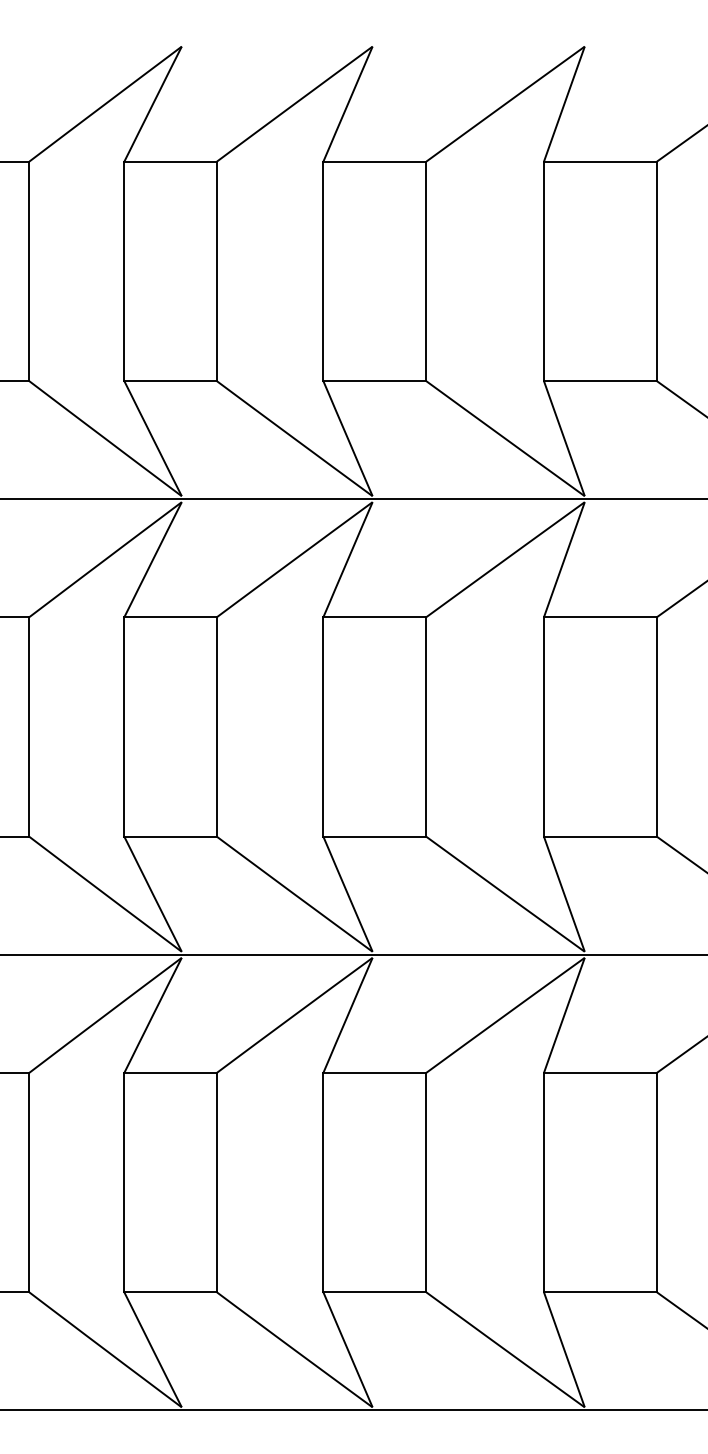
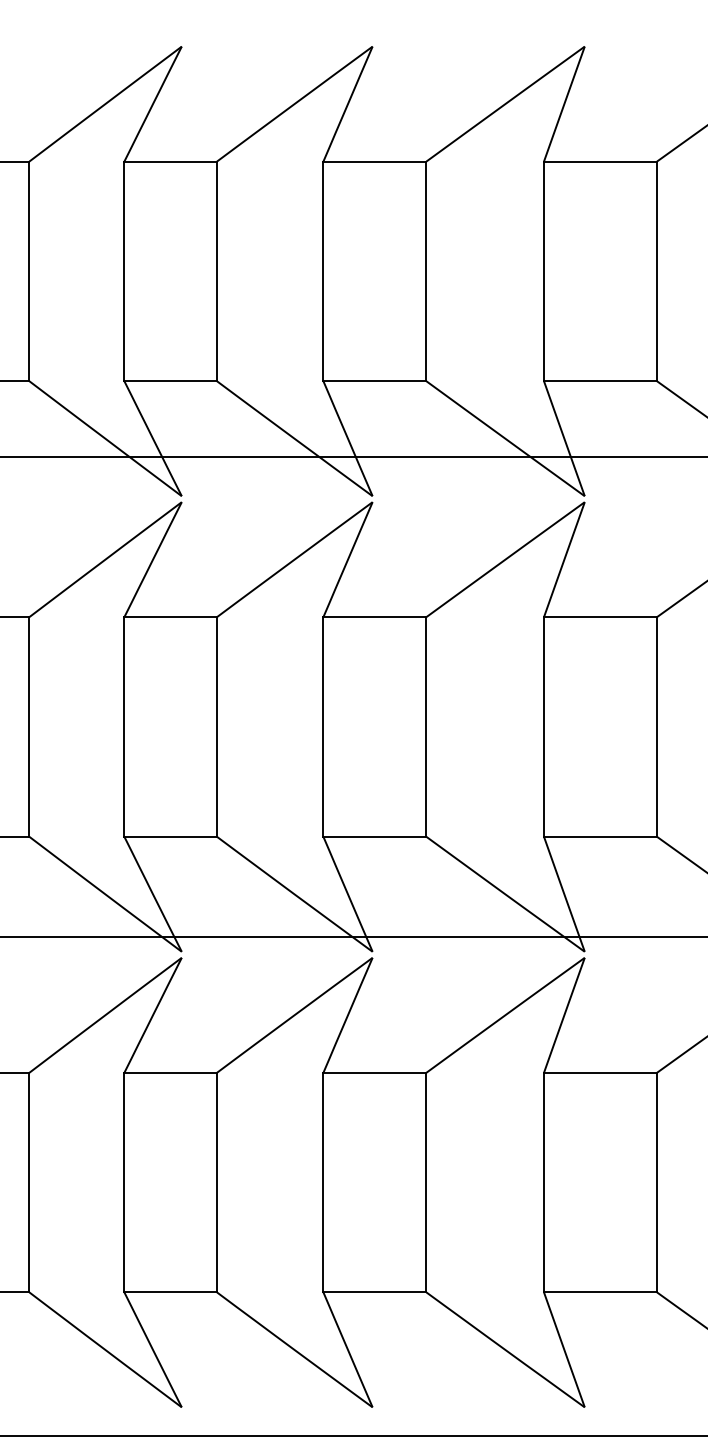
line position: (353, 499) -> (353, 457) (353, 457)
line position: (353, 954) -> (353, 936) (353, 936)
line position: (353, 1410) -> (353, 1436) (353, 1436)
